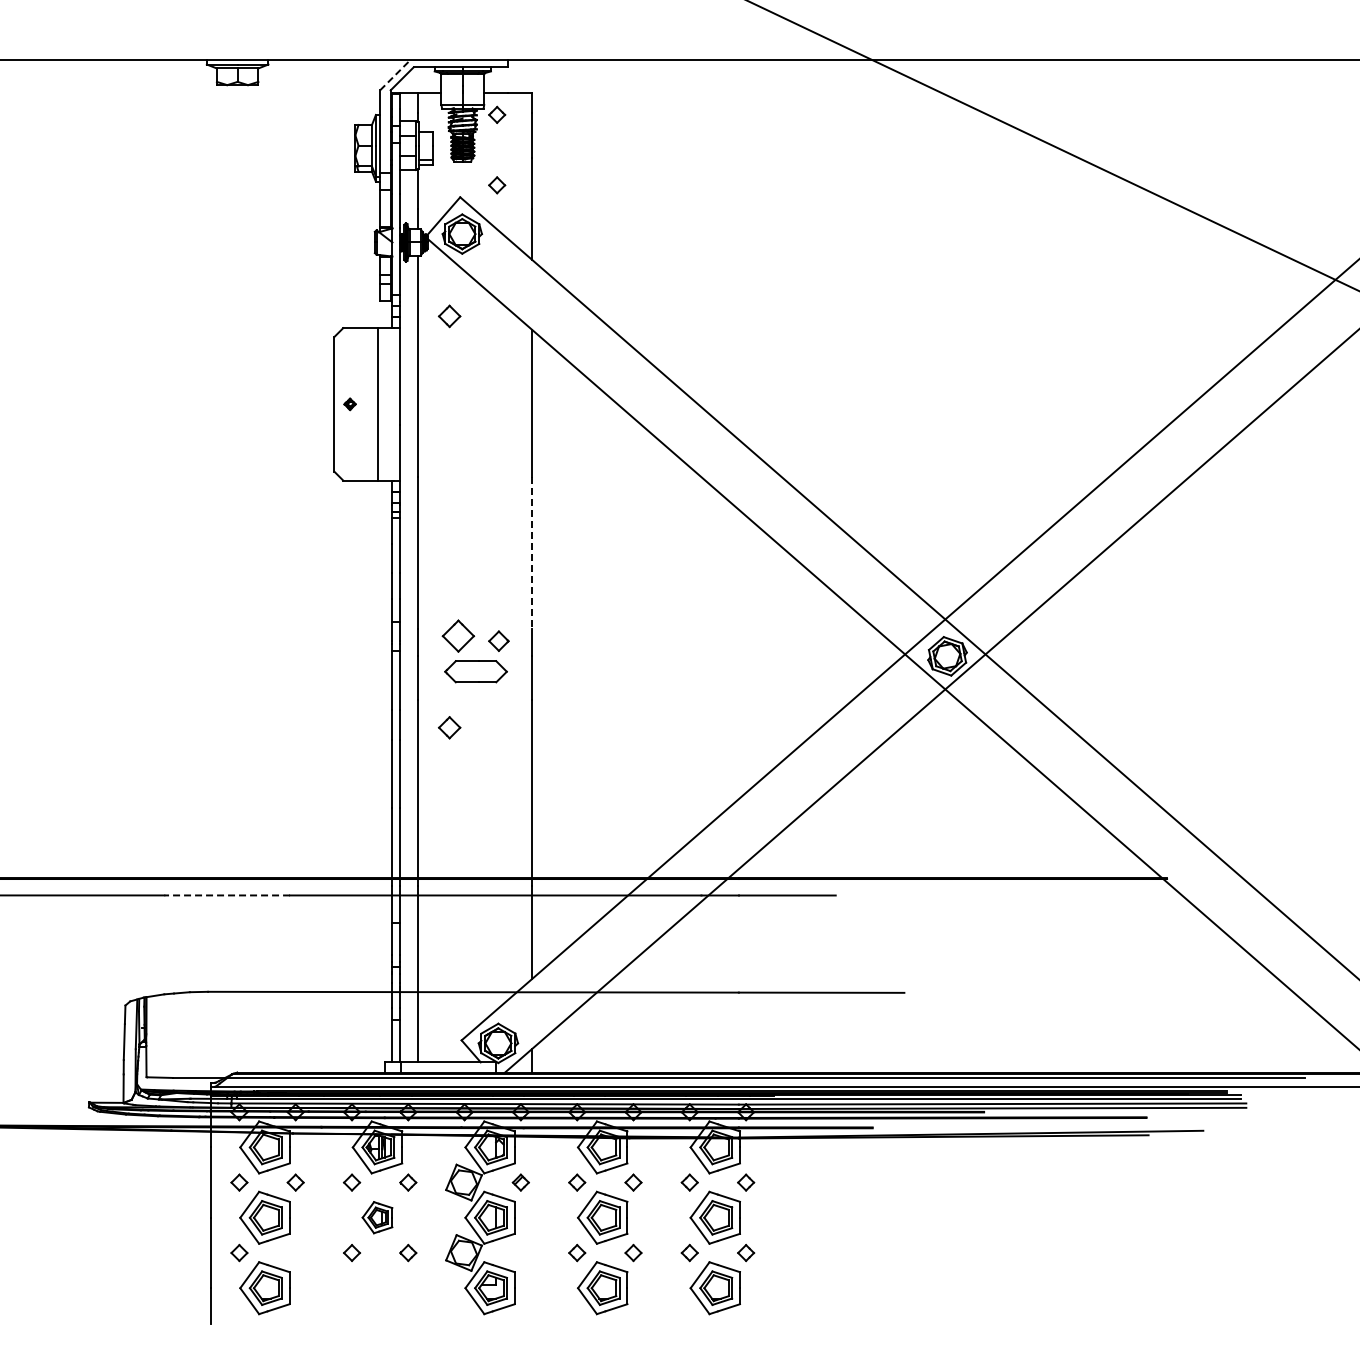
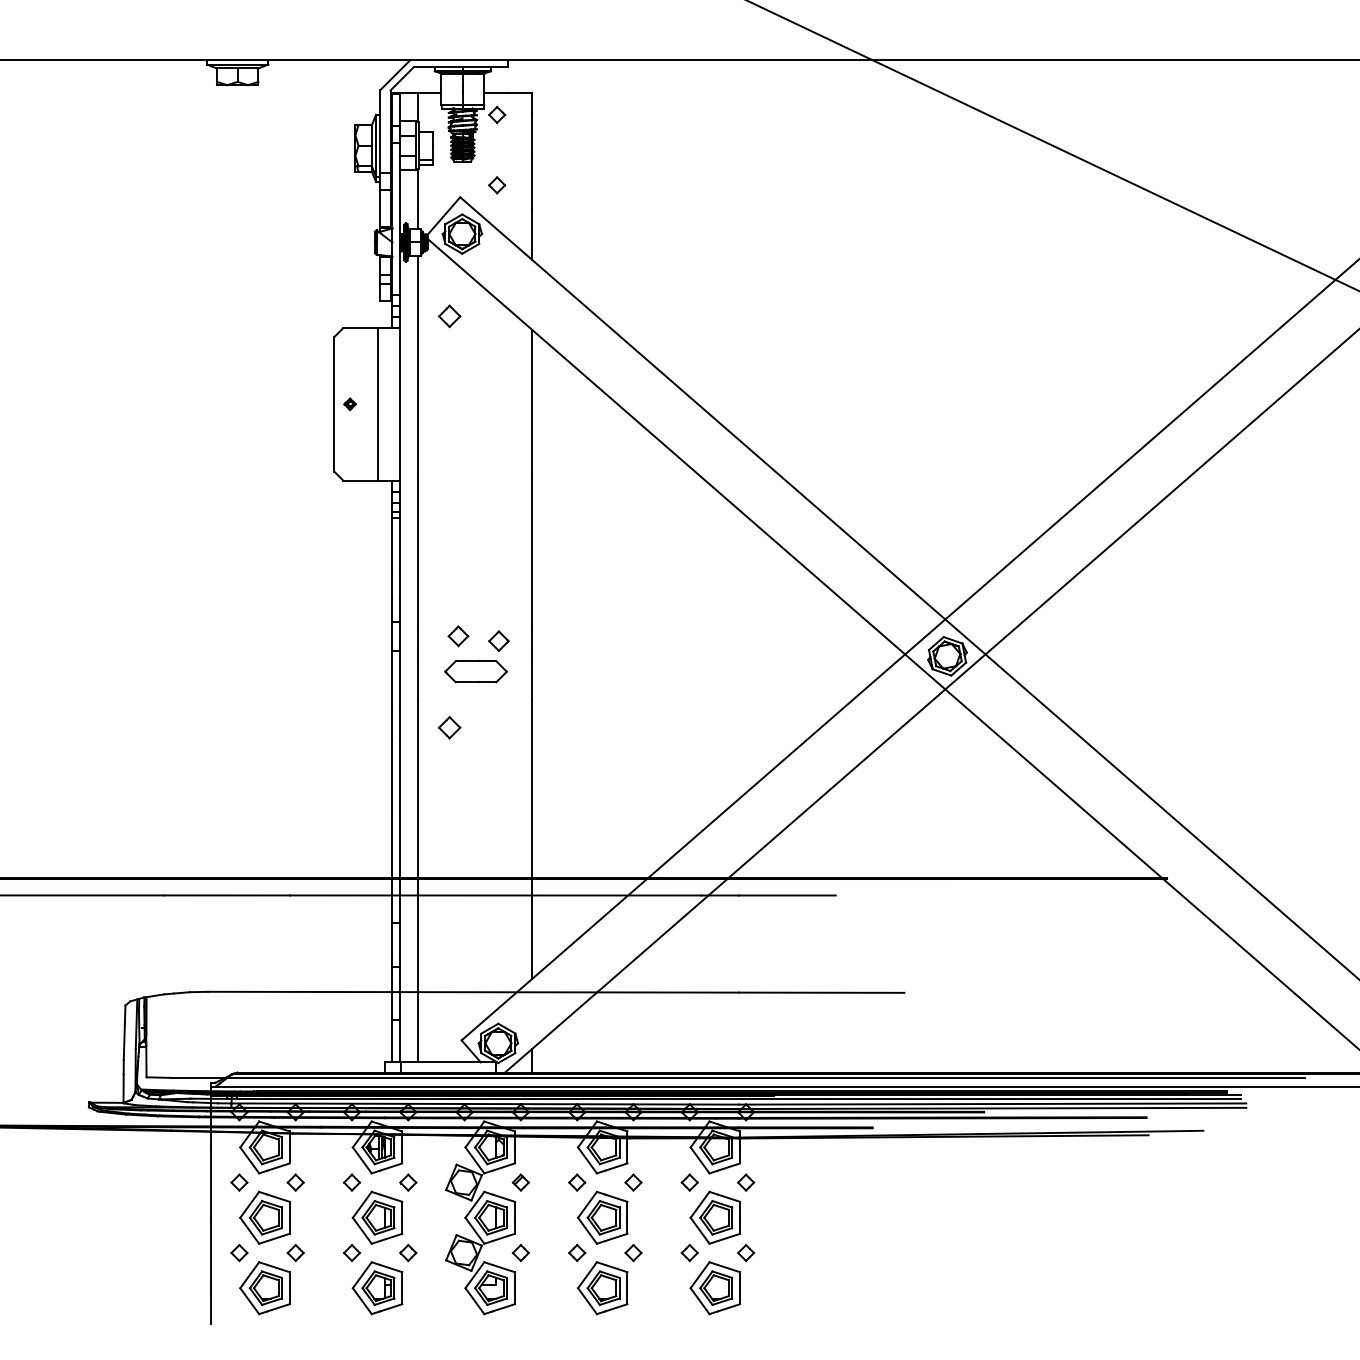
line: dashed -> solid (395, 74)
line: dashed -> solid (532, 553)
part size: 35x34 px -> 23x23 px (458, 636)
line: dashed -> solid (227, 895)
part size: 33x34 px -> 53x55 px (377, 1217)
part: none -> present (295, 1252)
part: none -> present (520, 1253)
part: none -> present (377, 1288)
